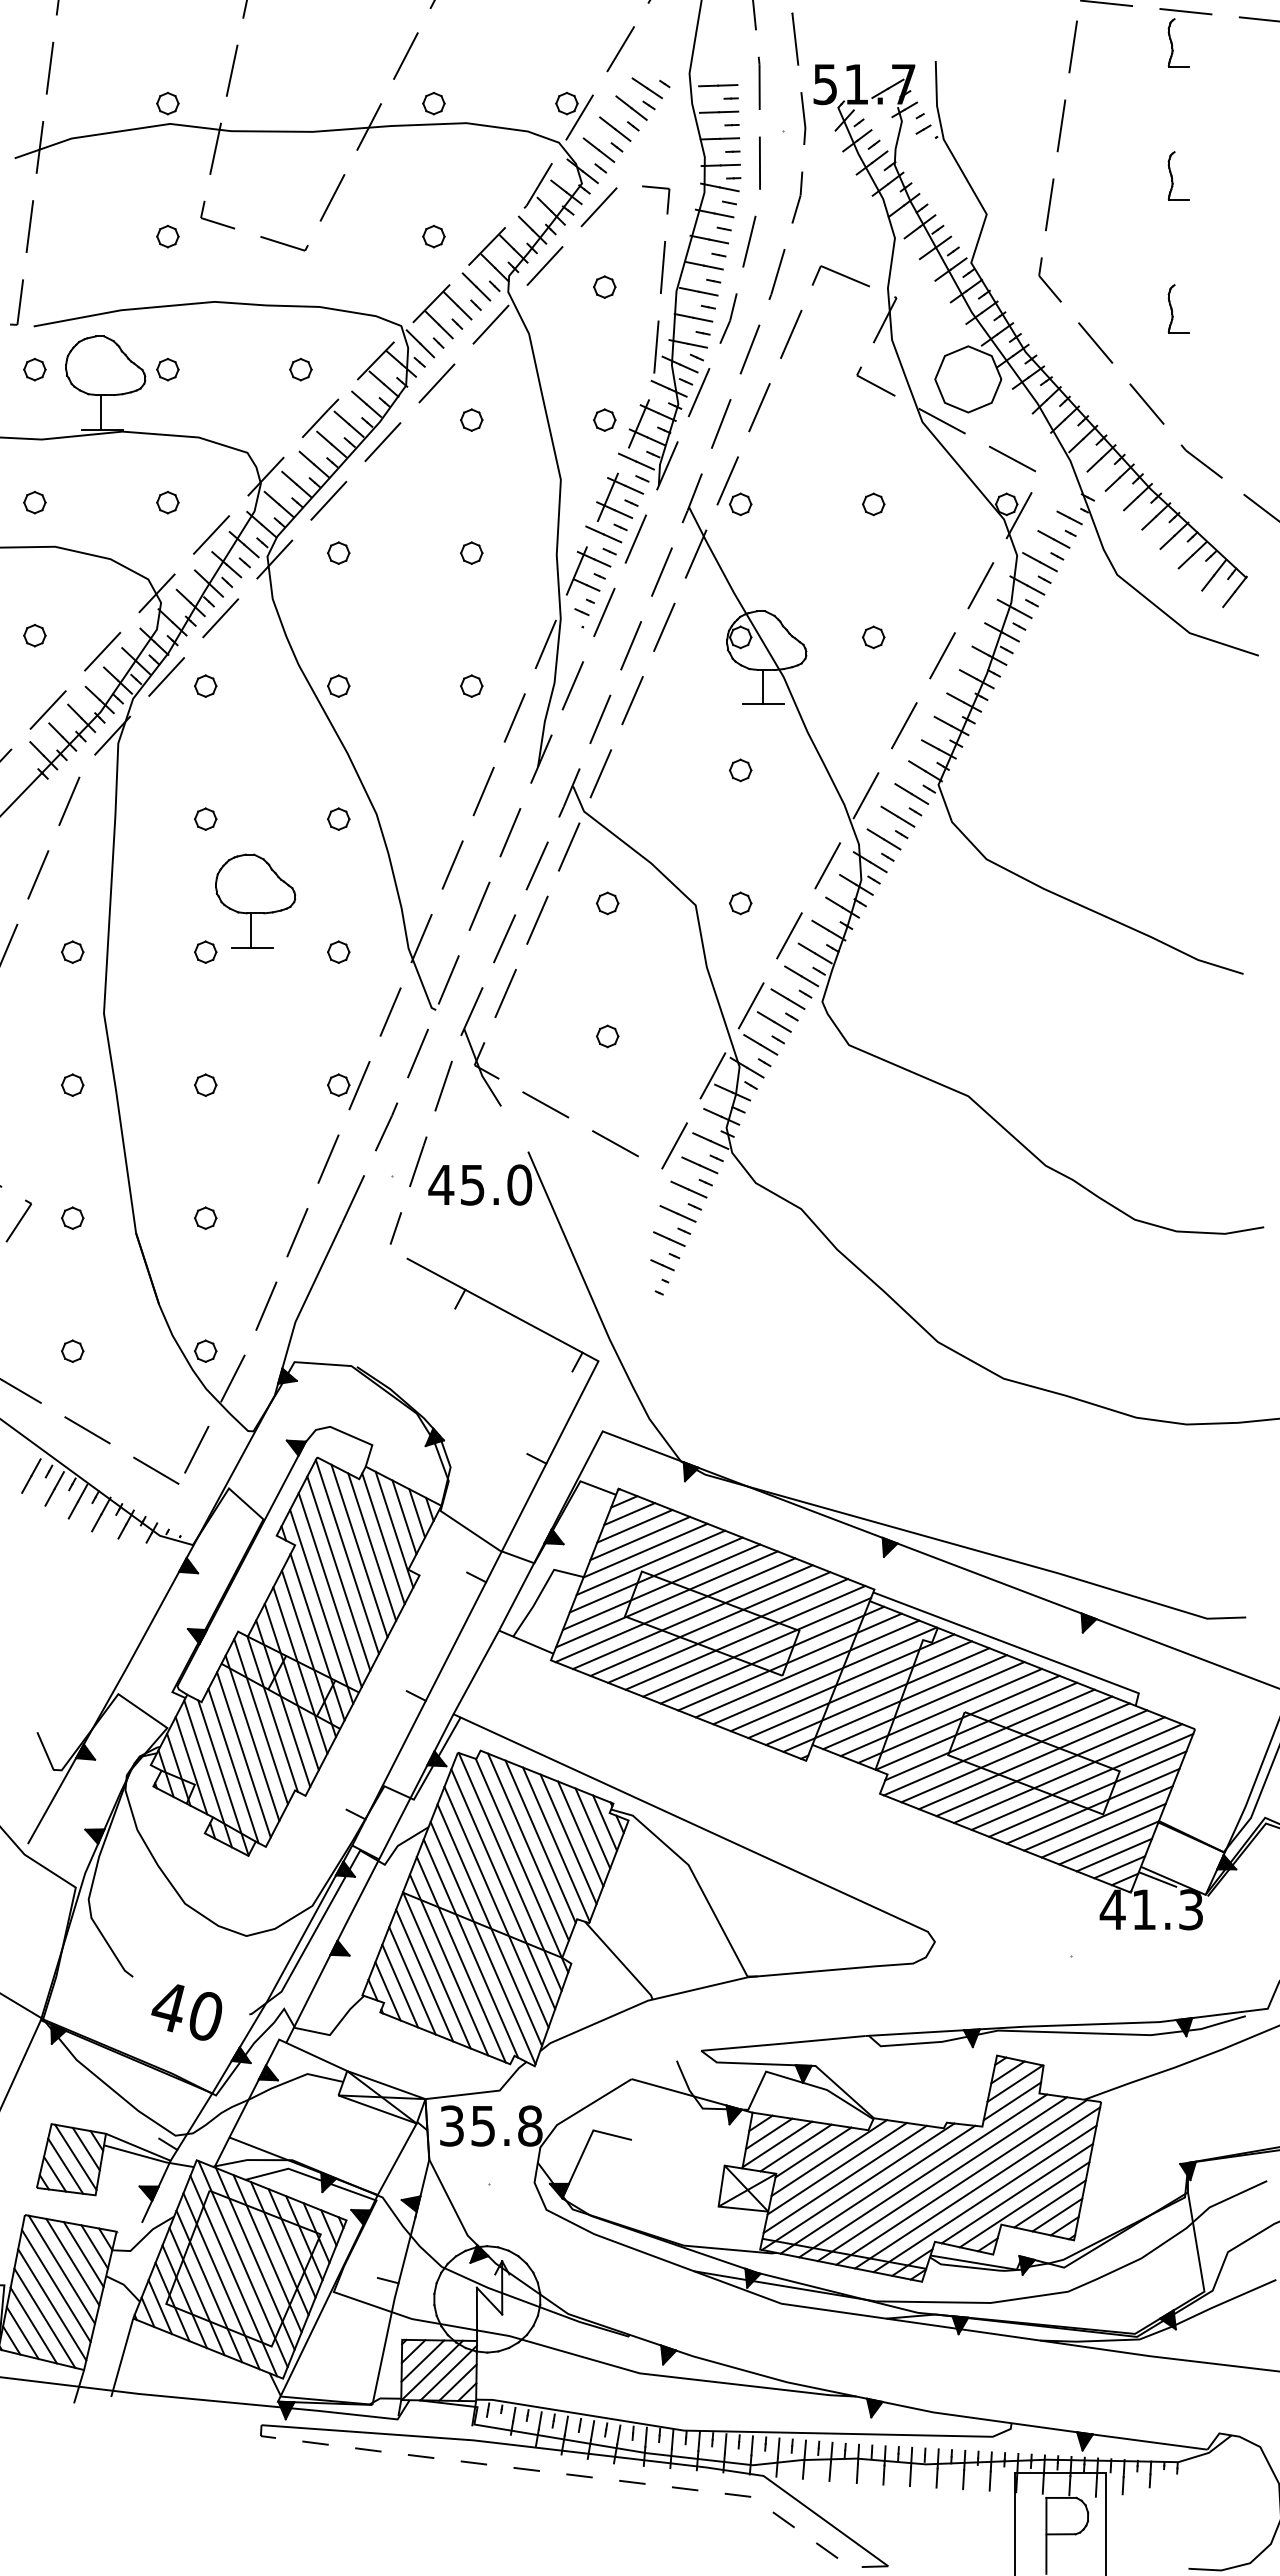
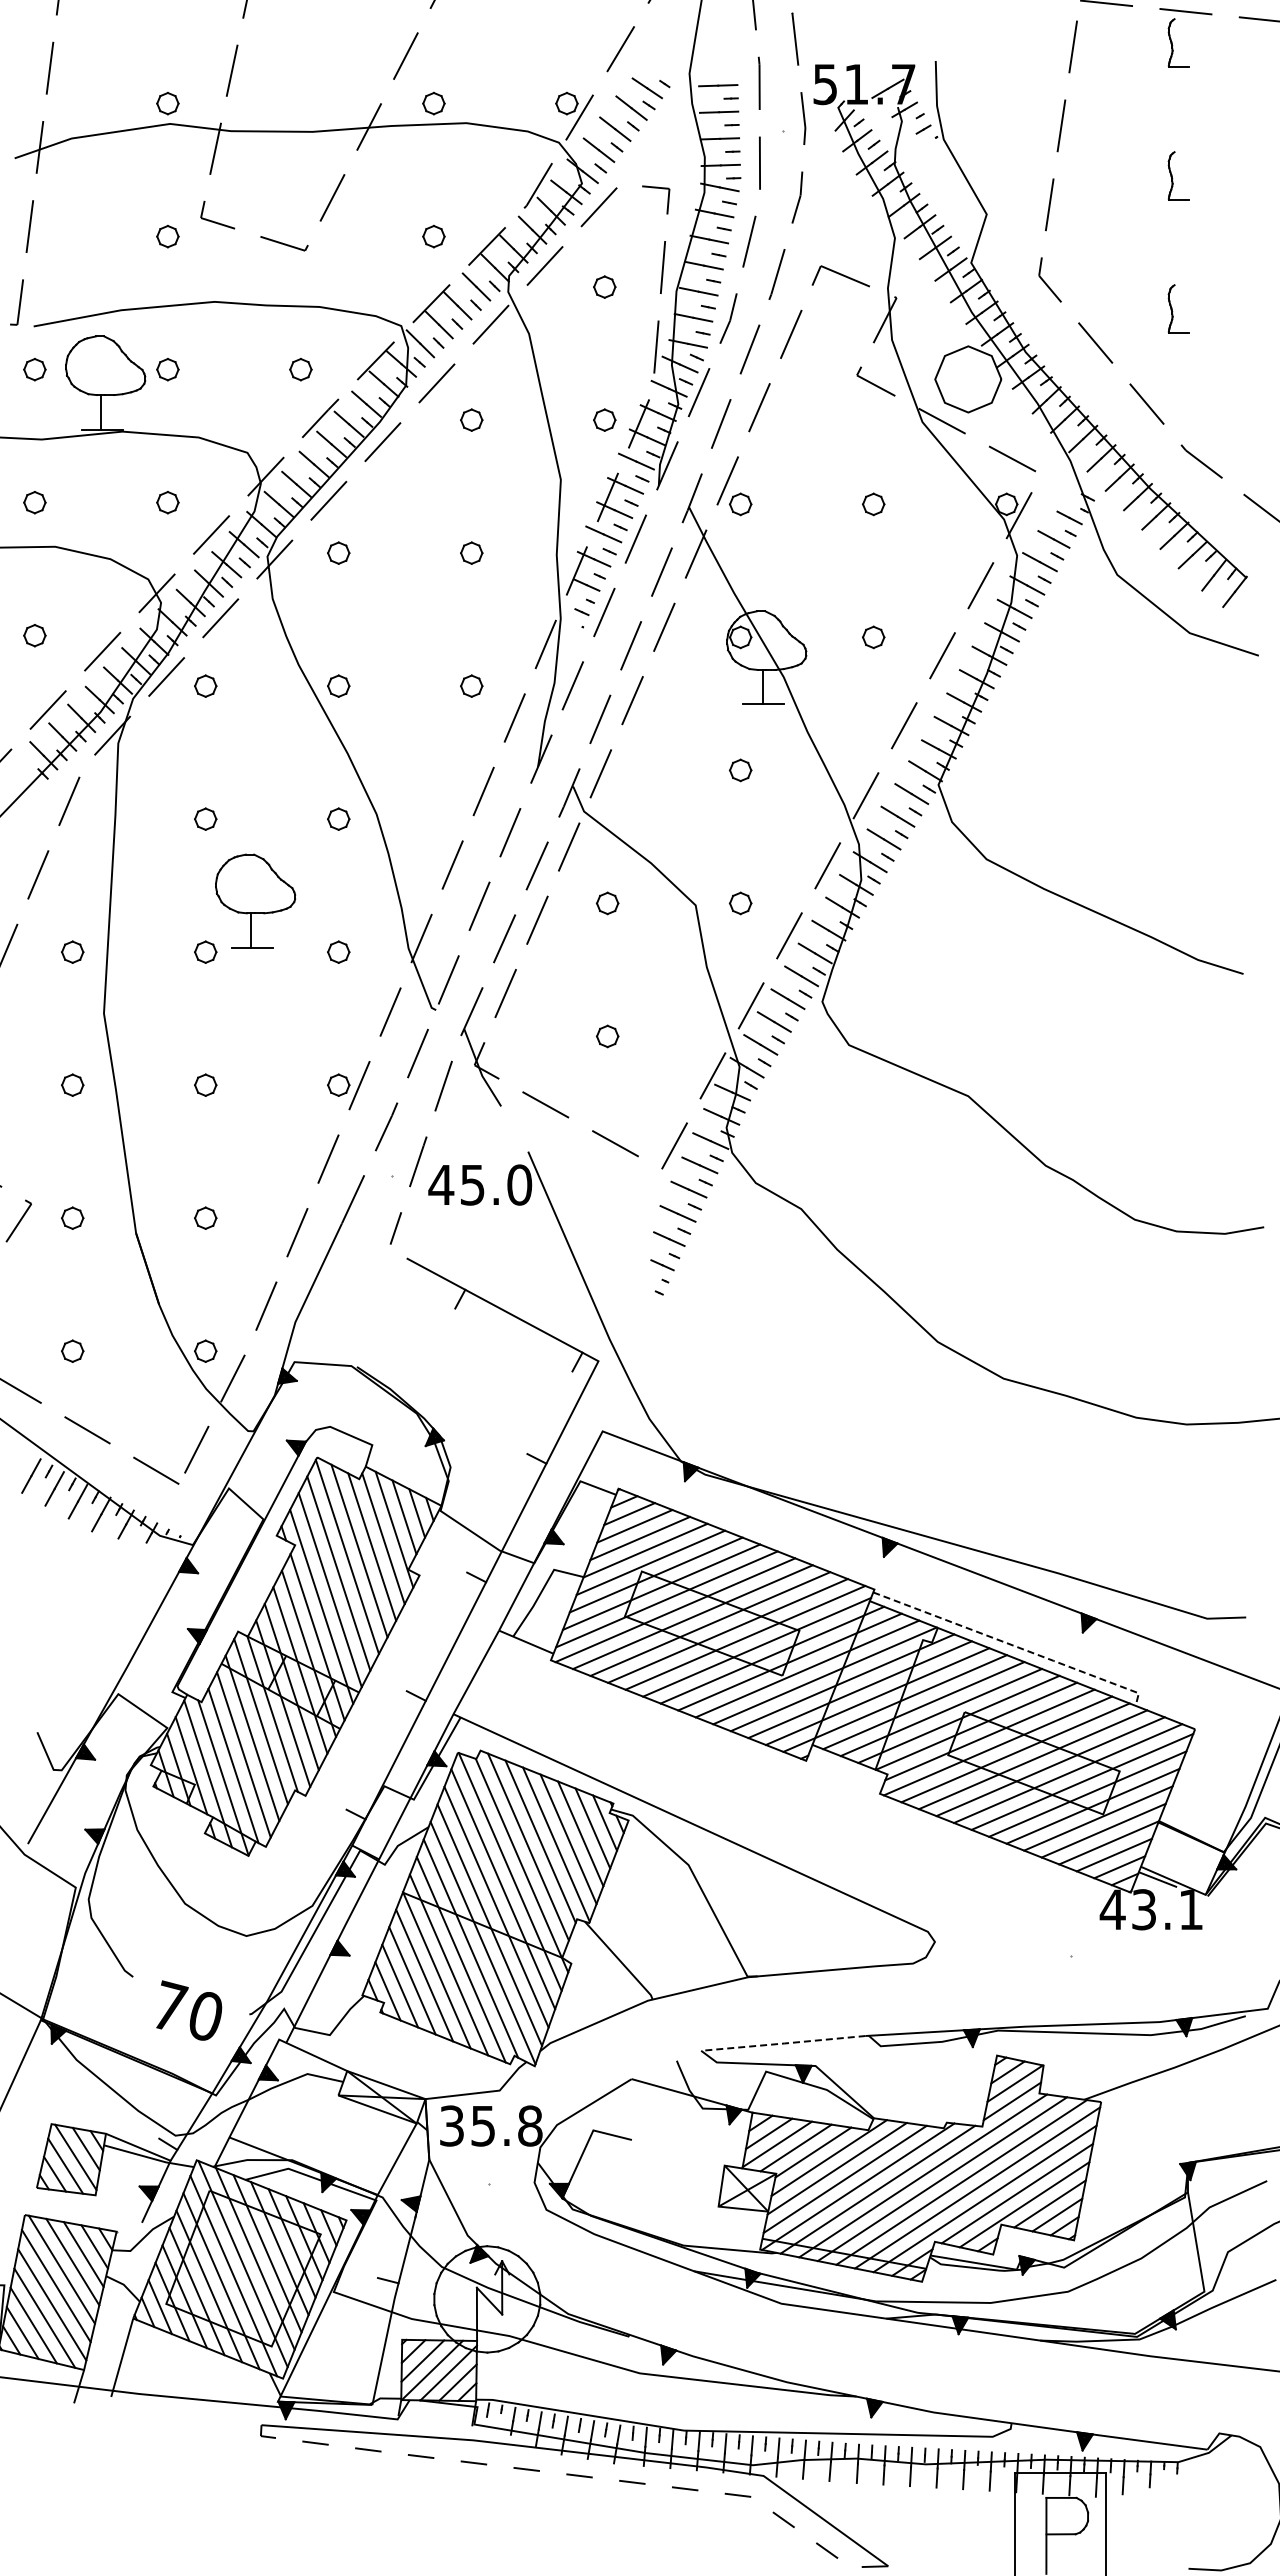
line: solid -> dashed (1013, 1645)
text: 41.3 -> 43.1 (1167, 1909)
text: 40 -> 70 (169, 2006)
line: solid -> dashed (783, 2043)
